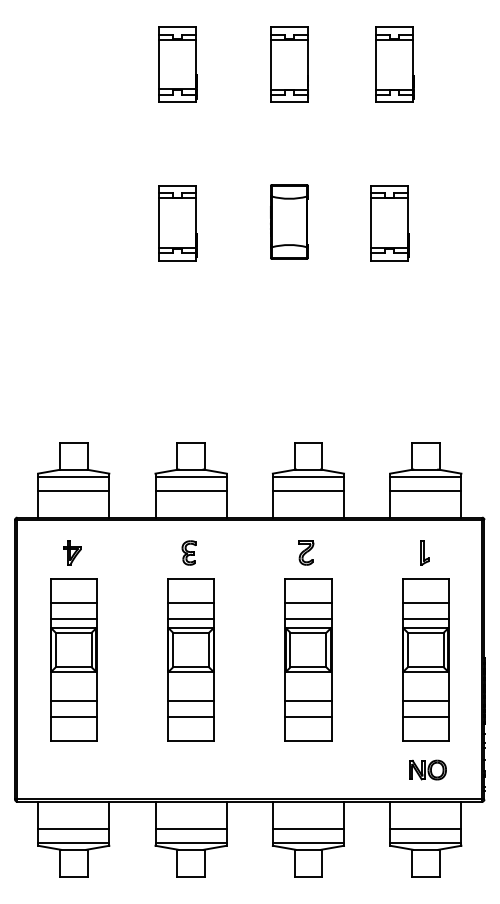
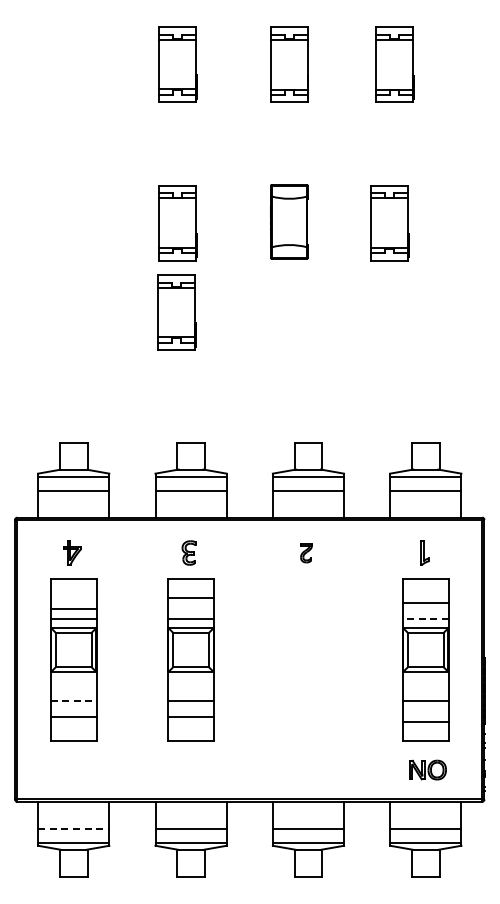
part: none -> present (176, 312)
part size: 17x26 px -> 13x21 px (306, 553)
line position: (73, 602) -> (73, 608) (73, 608)
line position: (190, 602) -> (190, 597) (190, 597)
line: solid -> dashed (425, 618)
part: present -> none (308, 659)
line: solid -> dashed (74, 700)
line position: (425, 716) -> (425, 721) (425, 721)
line: solid -> dashed (73, 828)
